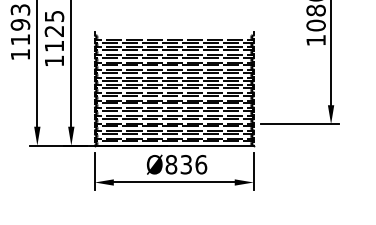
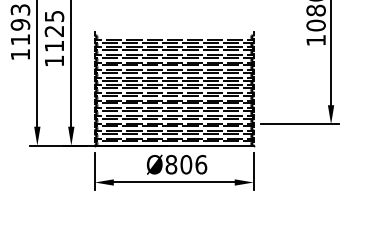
text: Ø836 -> Ø806 (186, 164)
